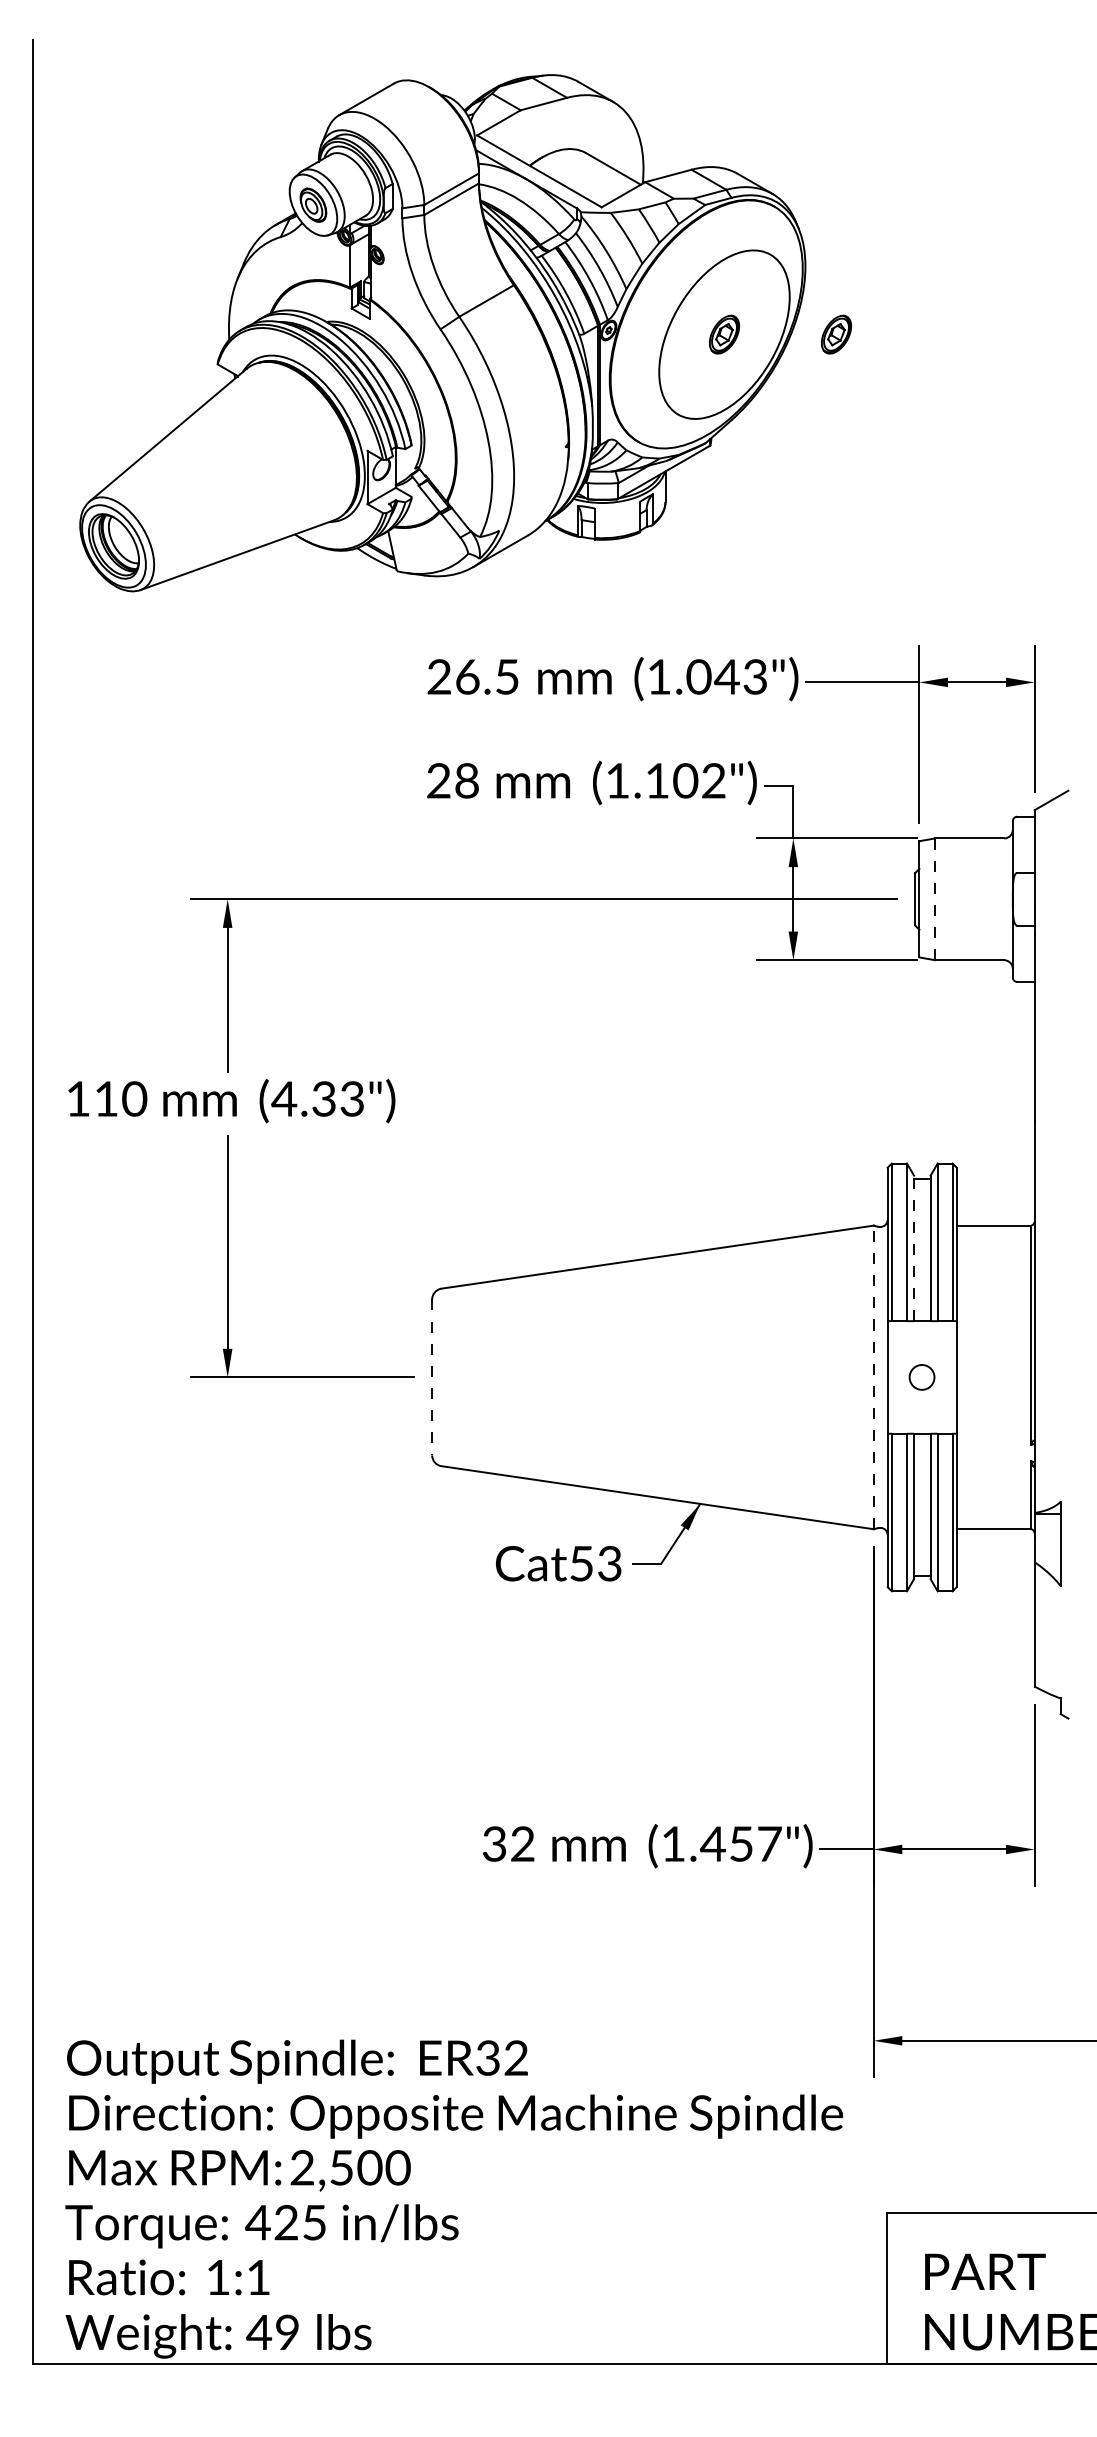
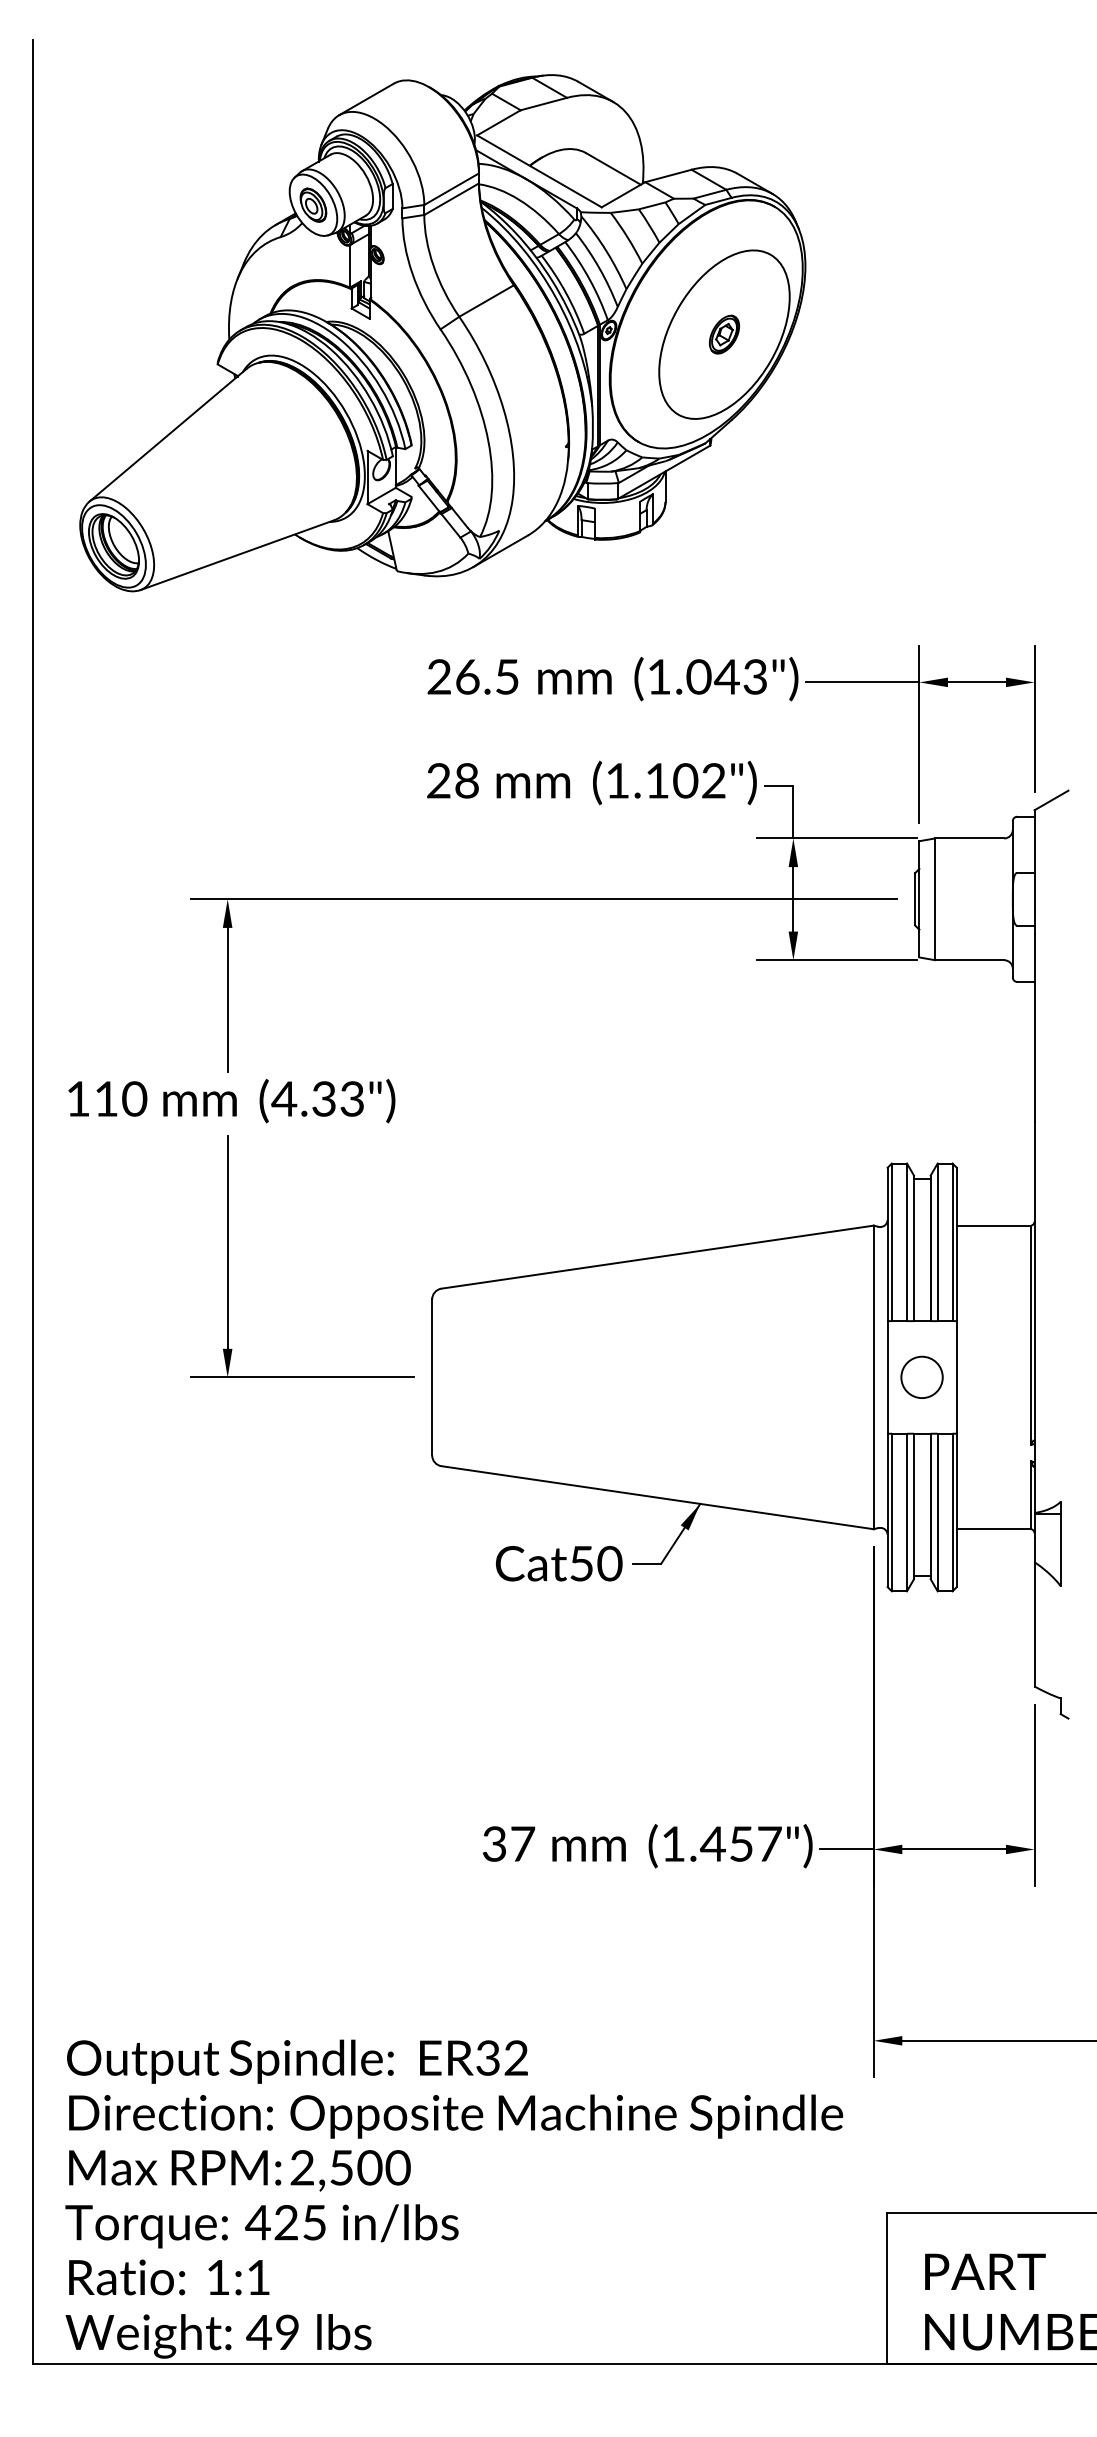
part: present -> none (836, 334)
line: dashed -> solid (934, 899)
line: dashed -> solid (914, 1248)
line: dashed -> solid (432, 1377)
line: dashed -> solid (873, 1377)
circle diameter: 25 px -> 41 px (921, 1377)
text: Cat53 -> Cat50 (609, 1563)
text: 32 -> 37 (523, 1843)
